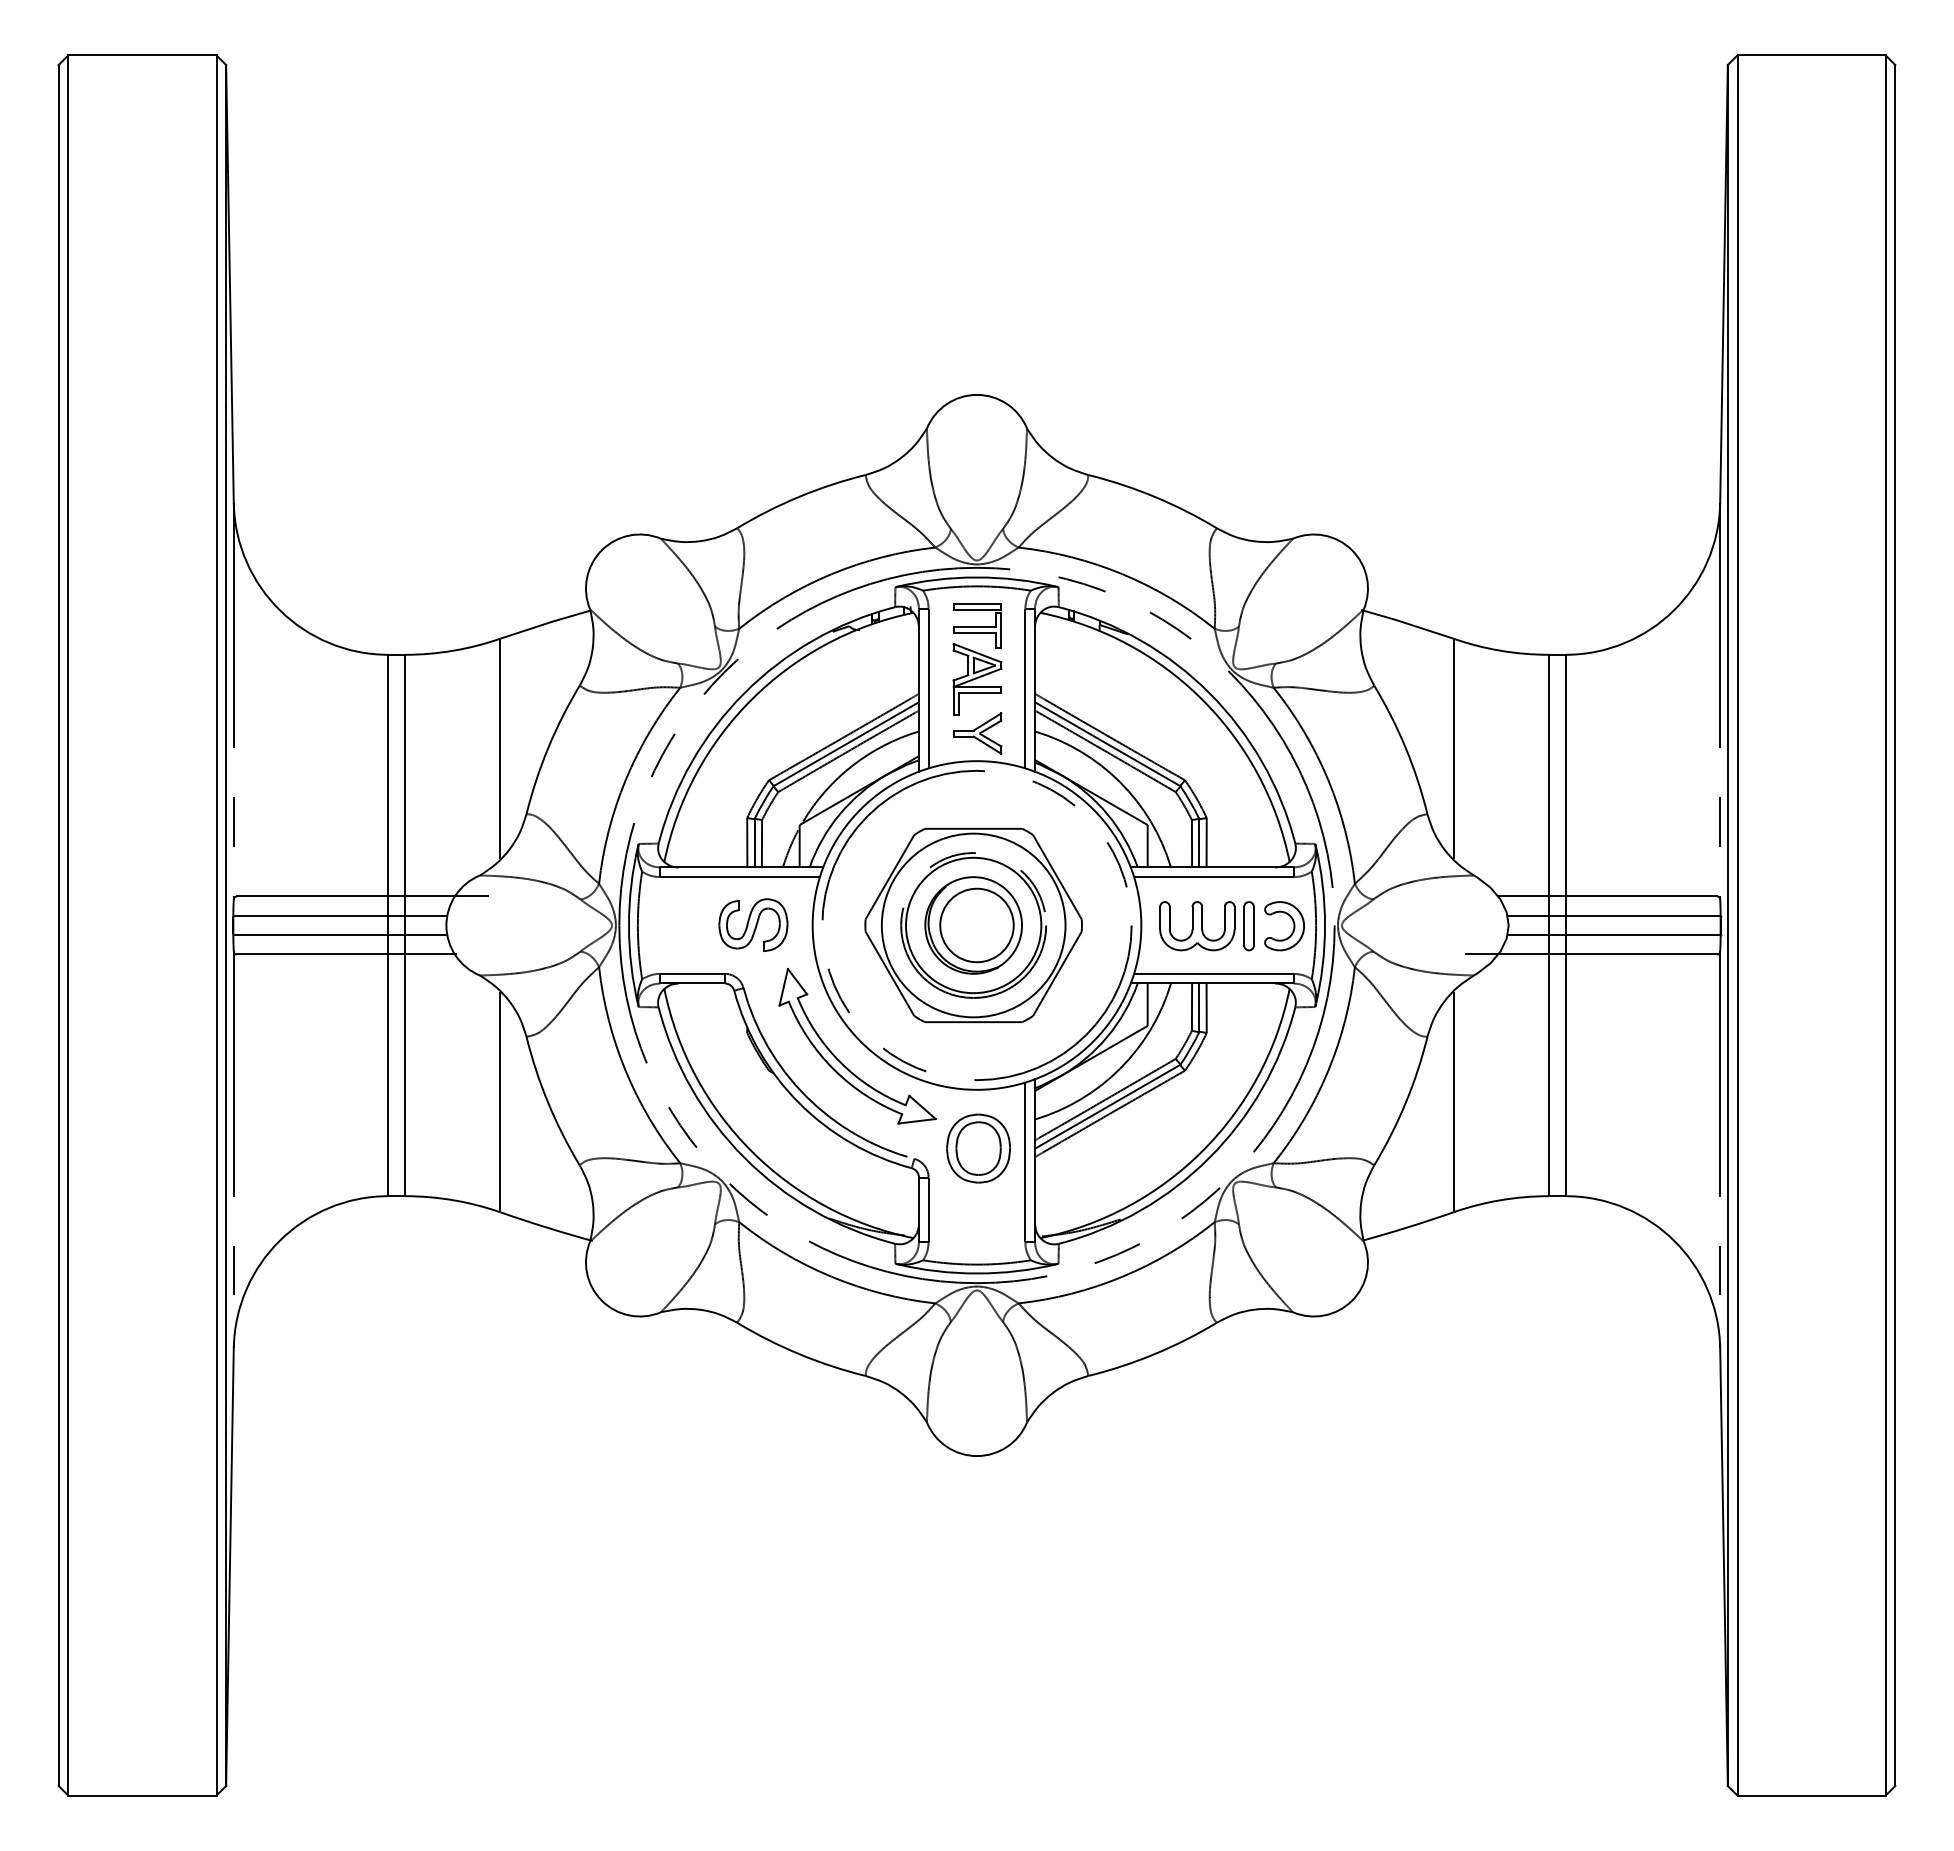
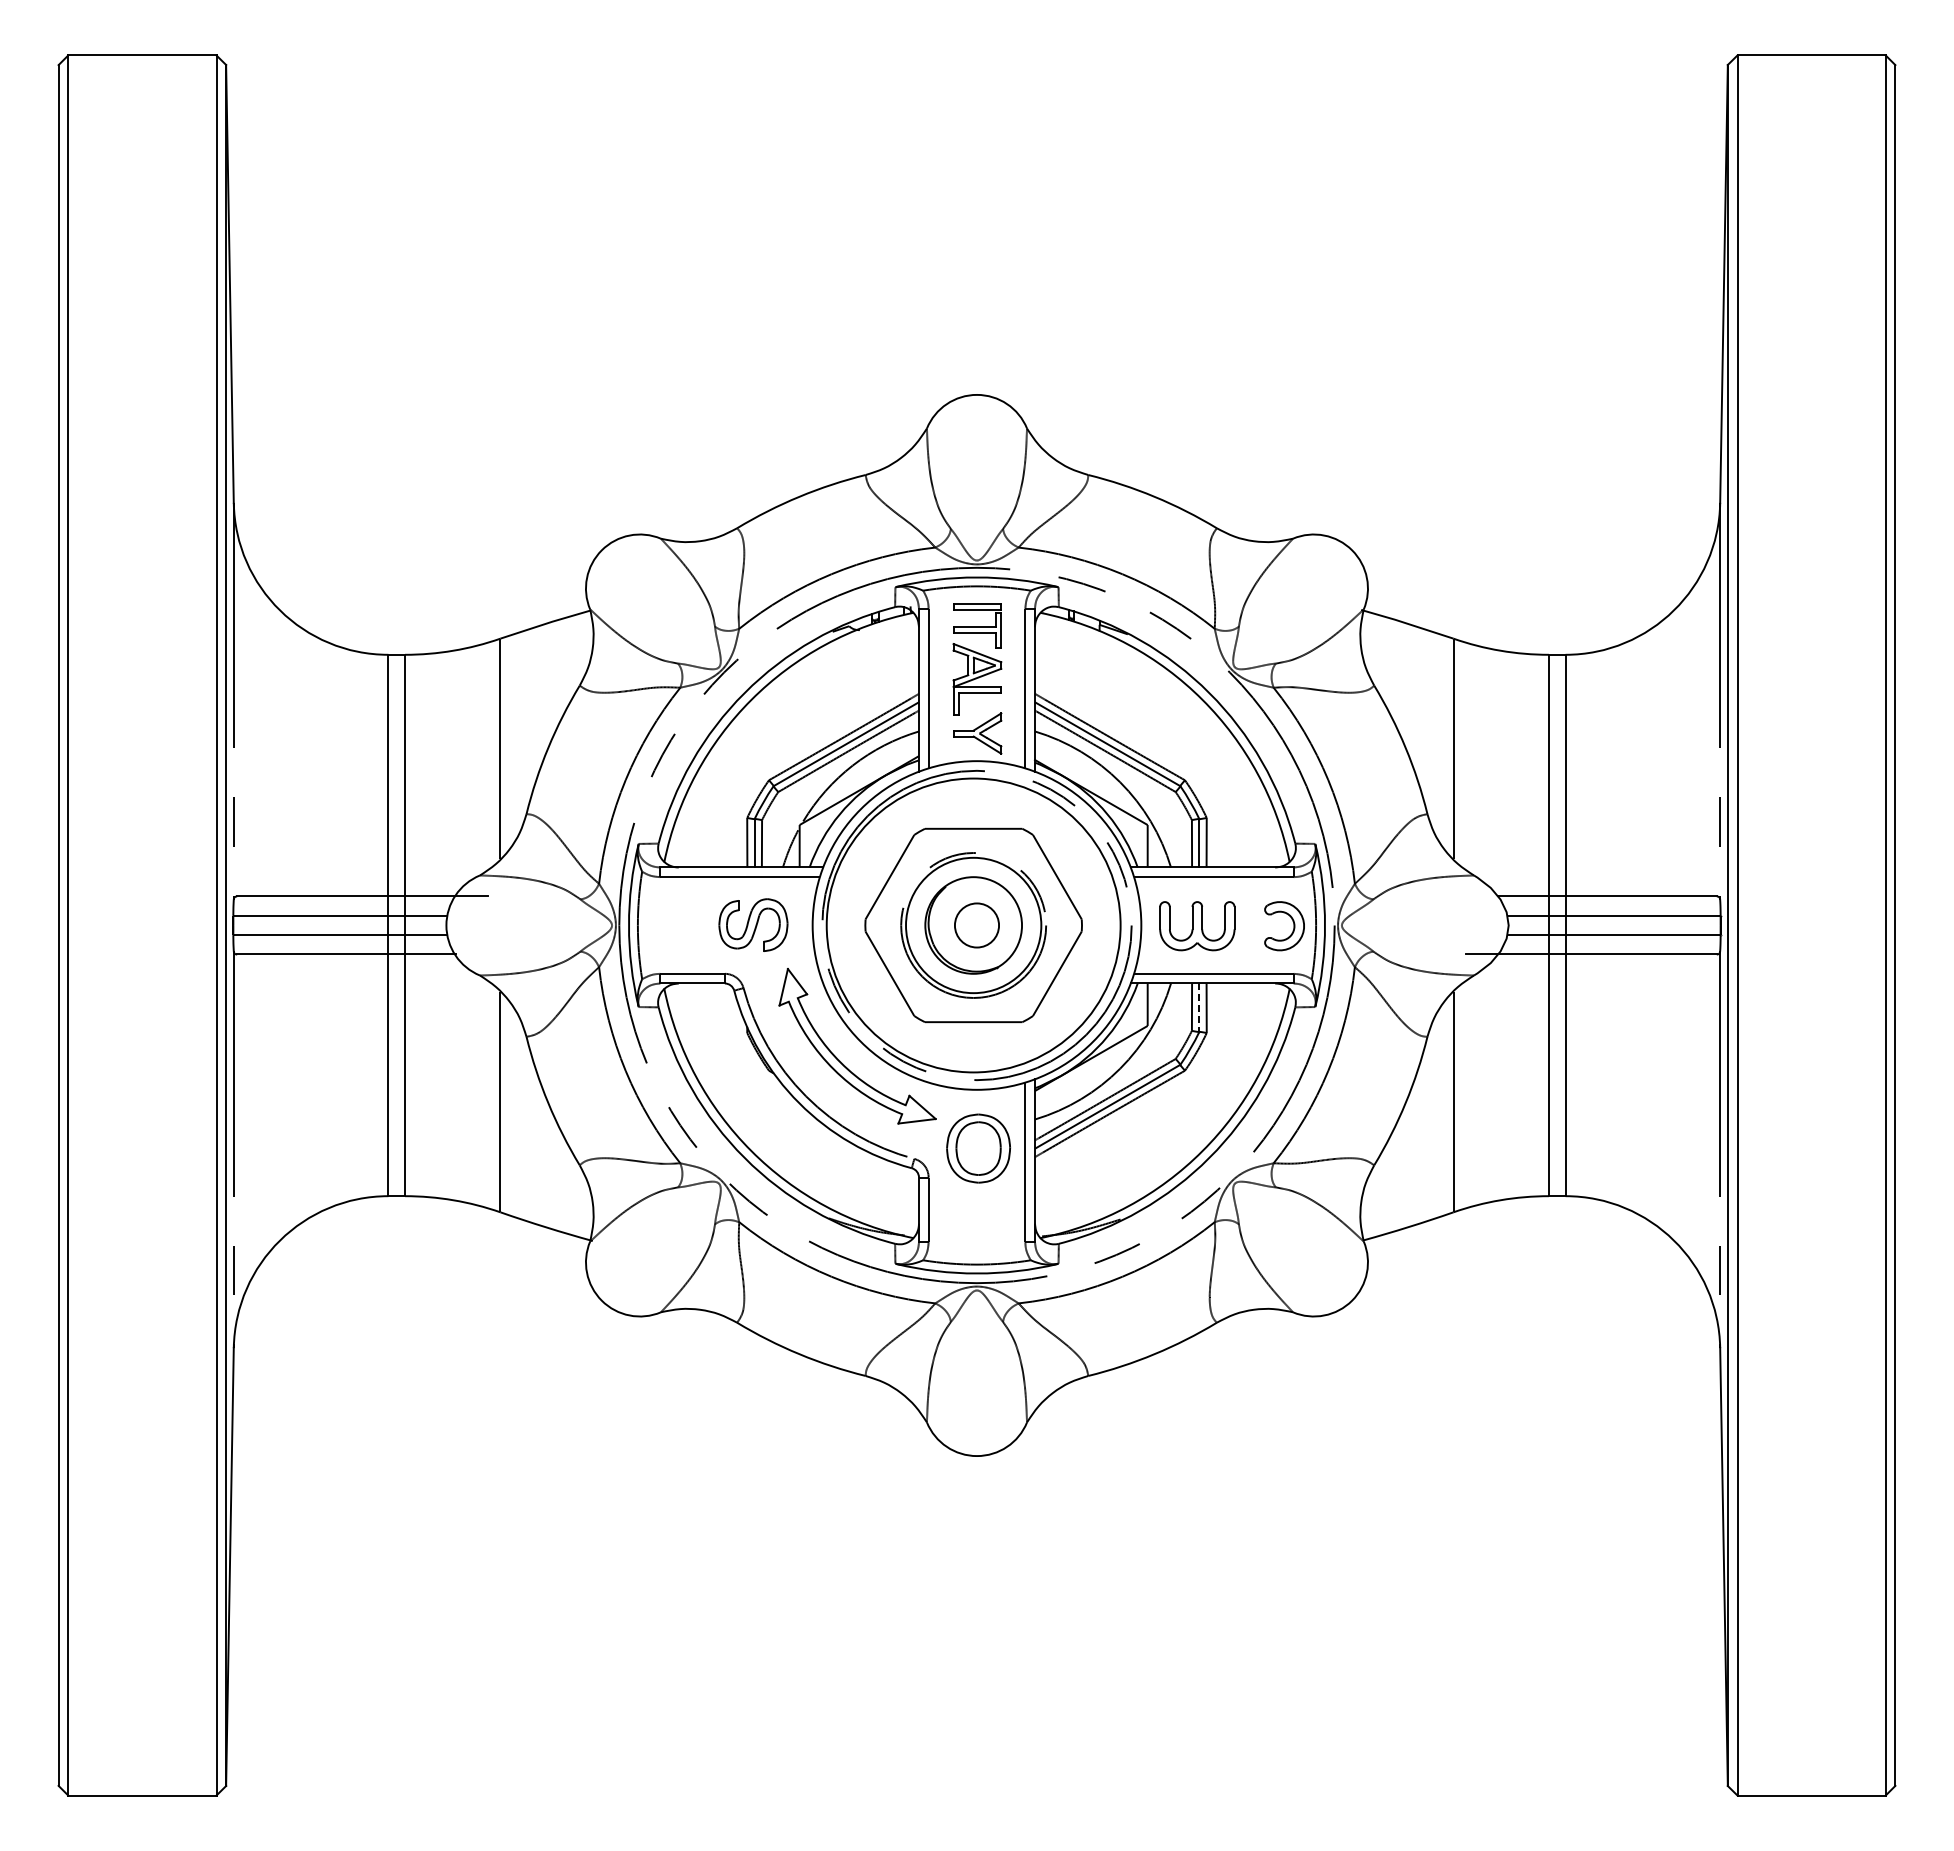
circle diameter: 184 px -> 294 px (973, 925)
circle diameter: 73 px -> 44 px (976, 925)
part: present -> none (1248, 926)
line: solid -> dashed (1199, 1008)
